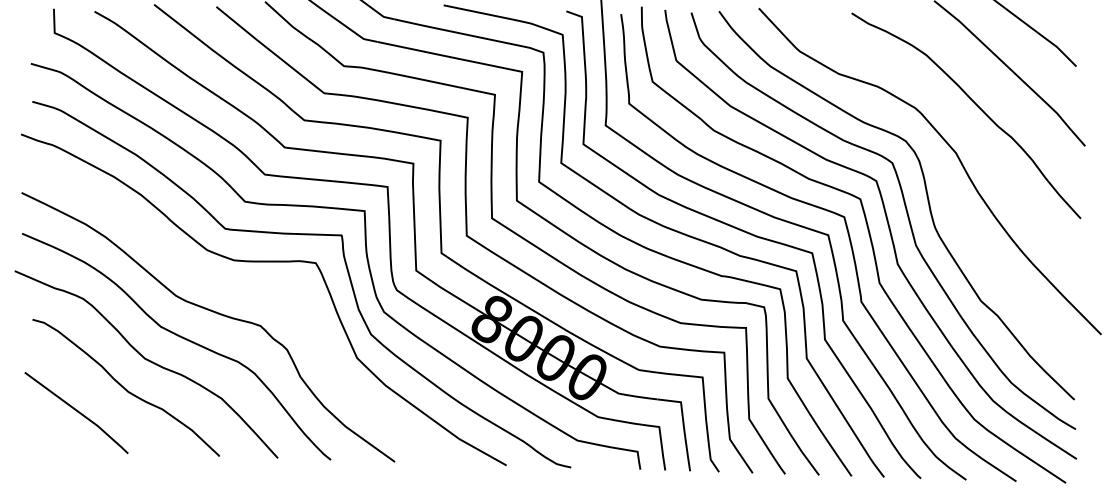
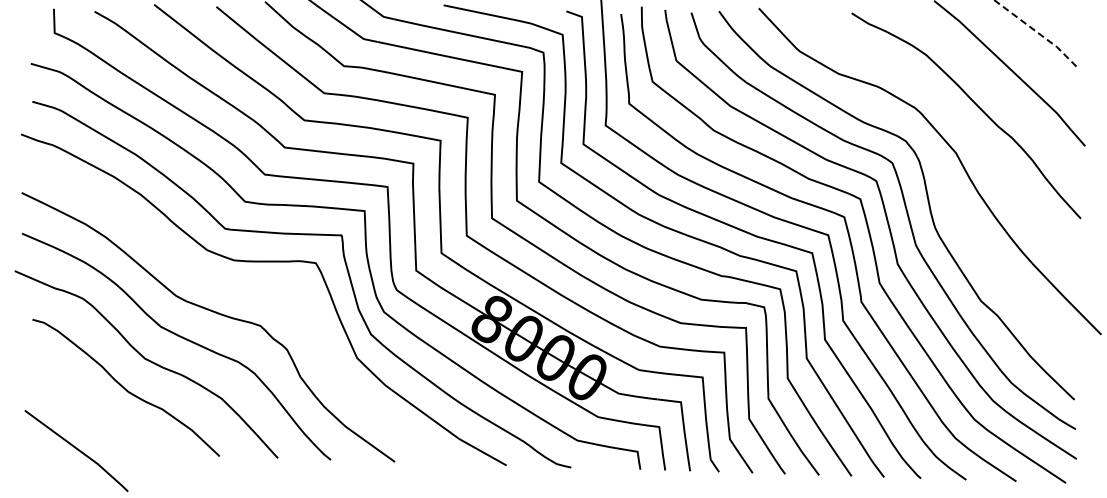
line: solid -> dashed (1037, 32)
line position: (76, 411) -> (76, 449) (76, 449)
